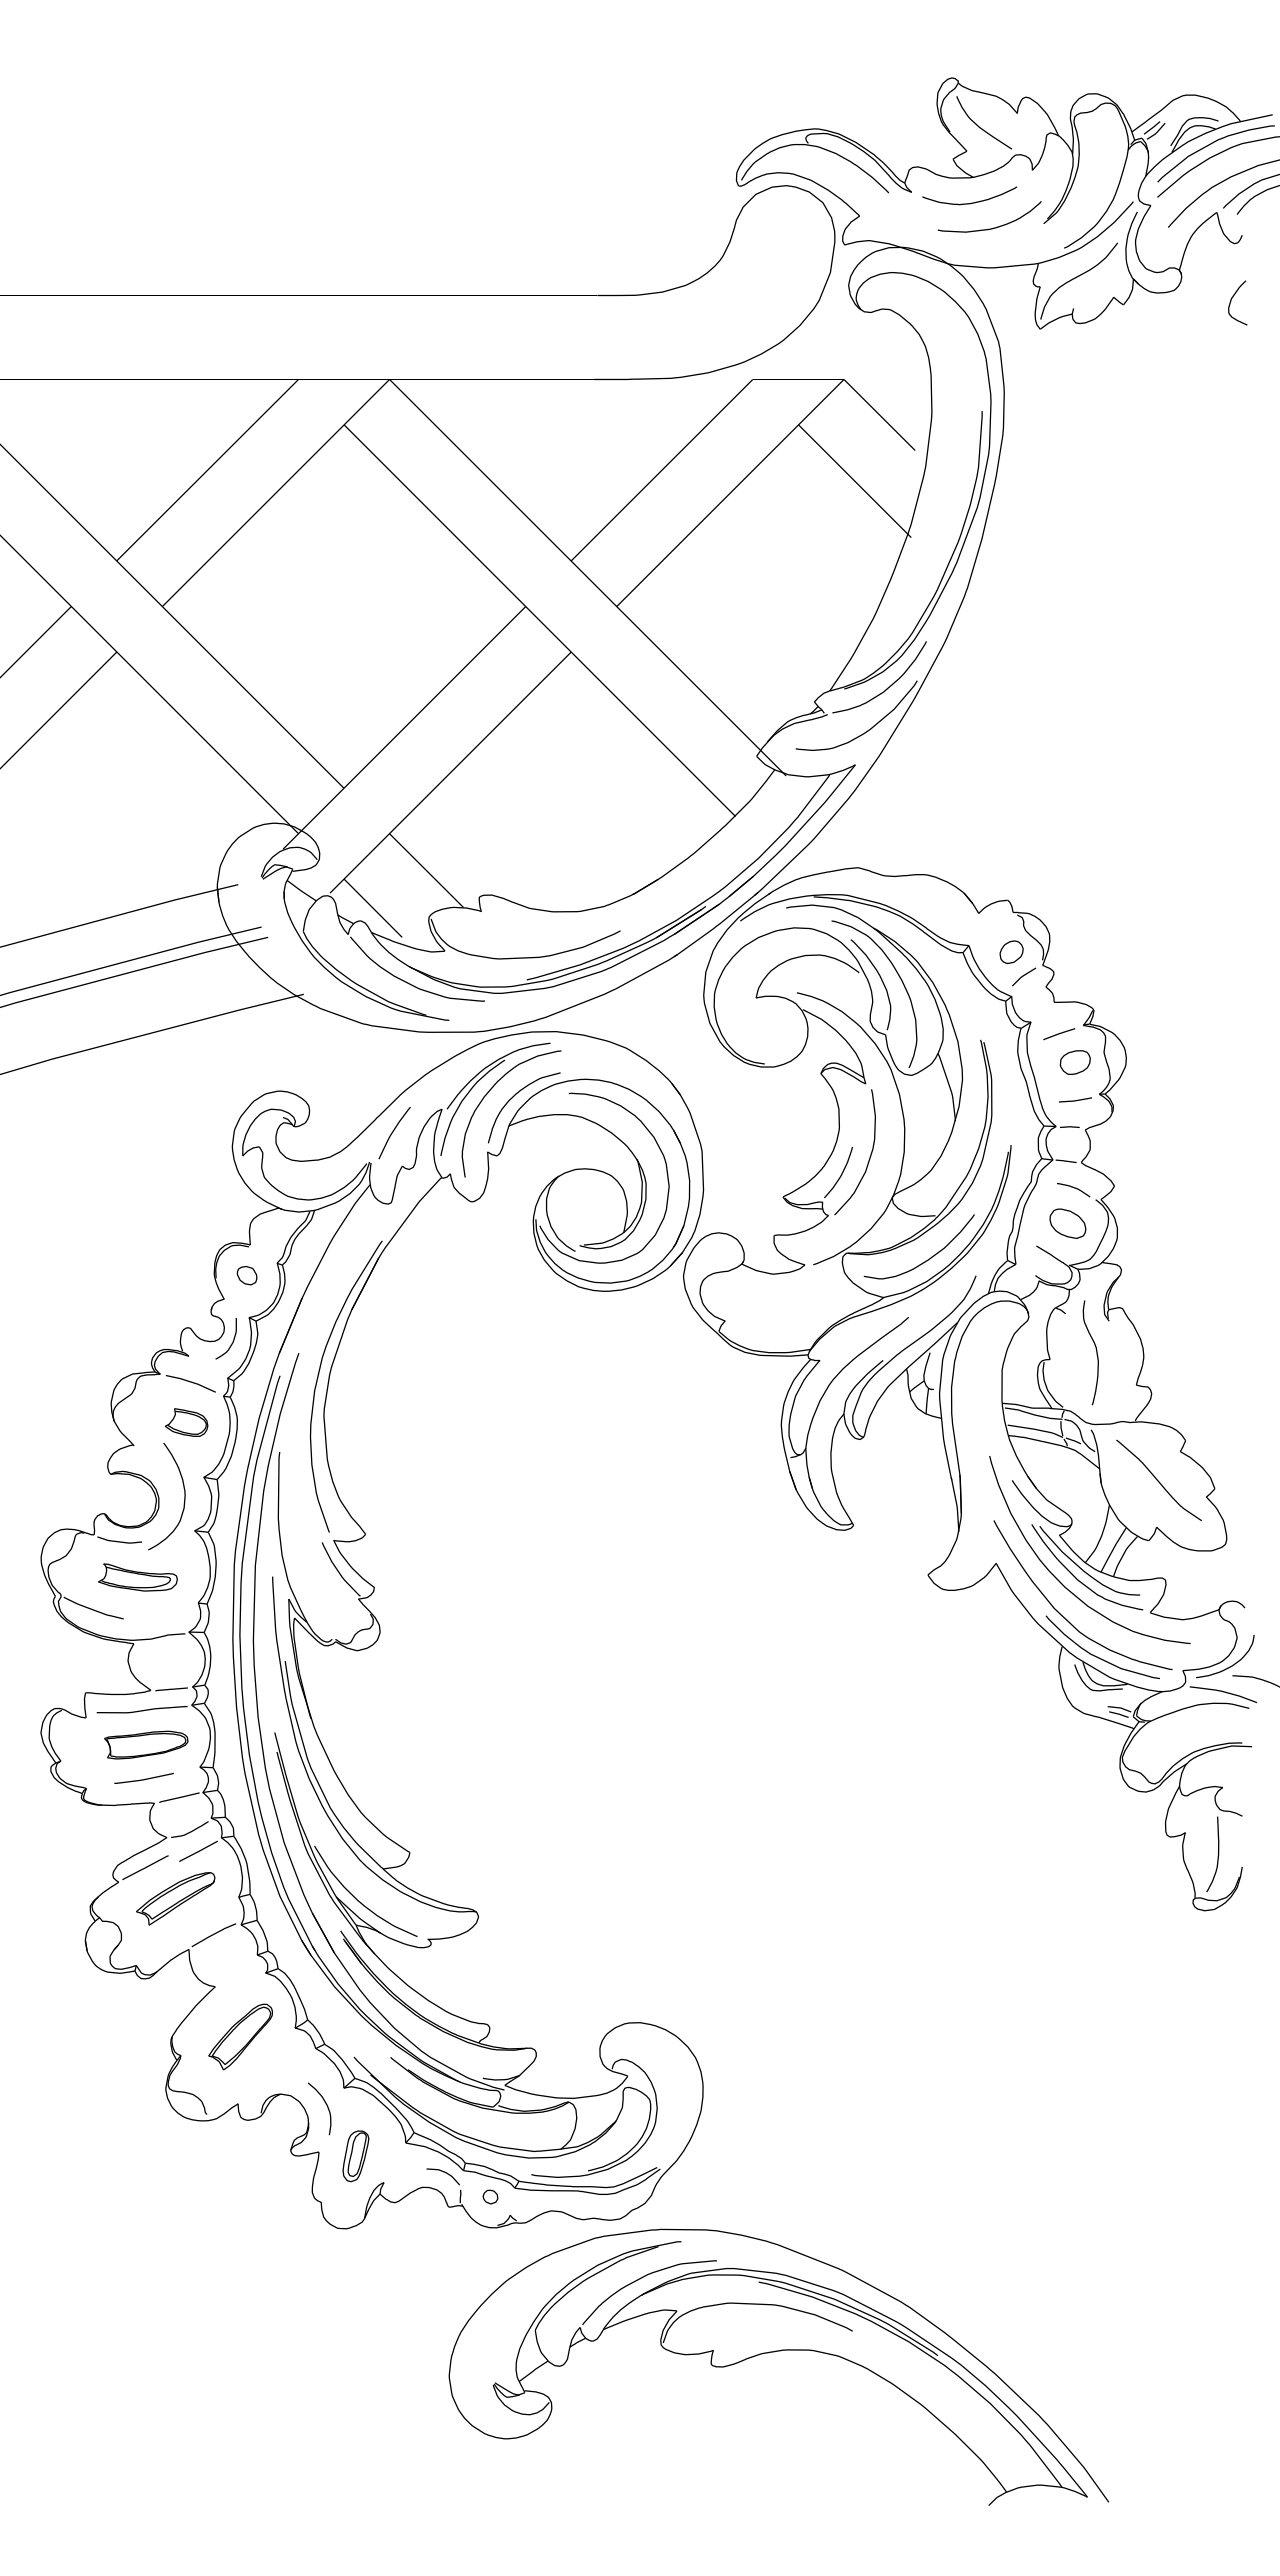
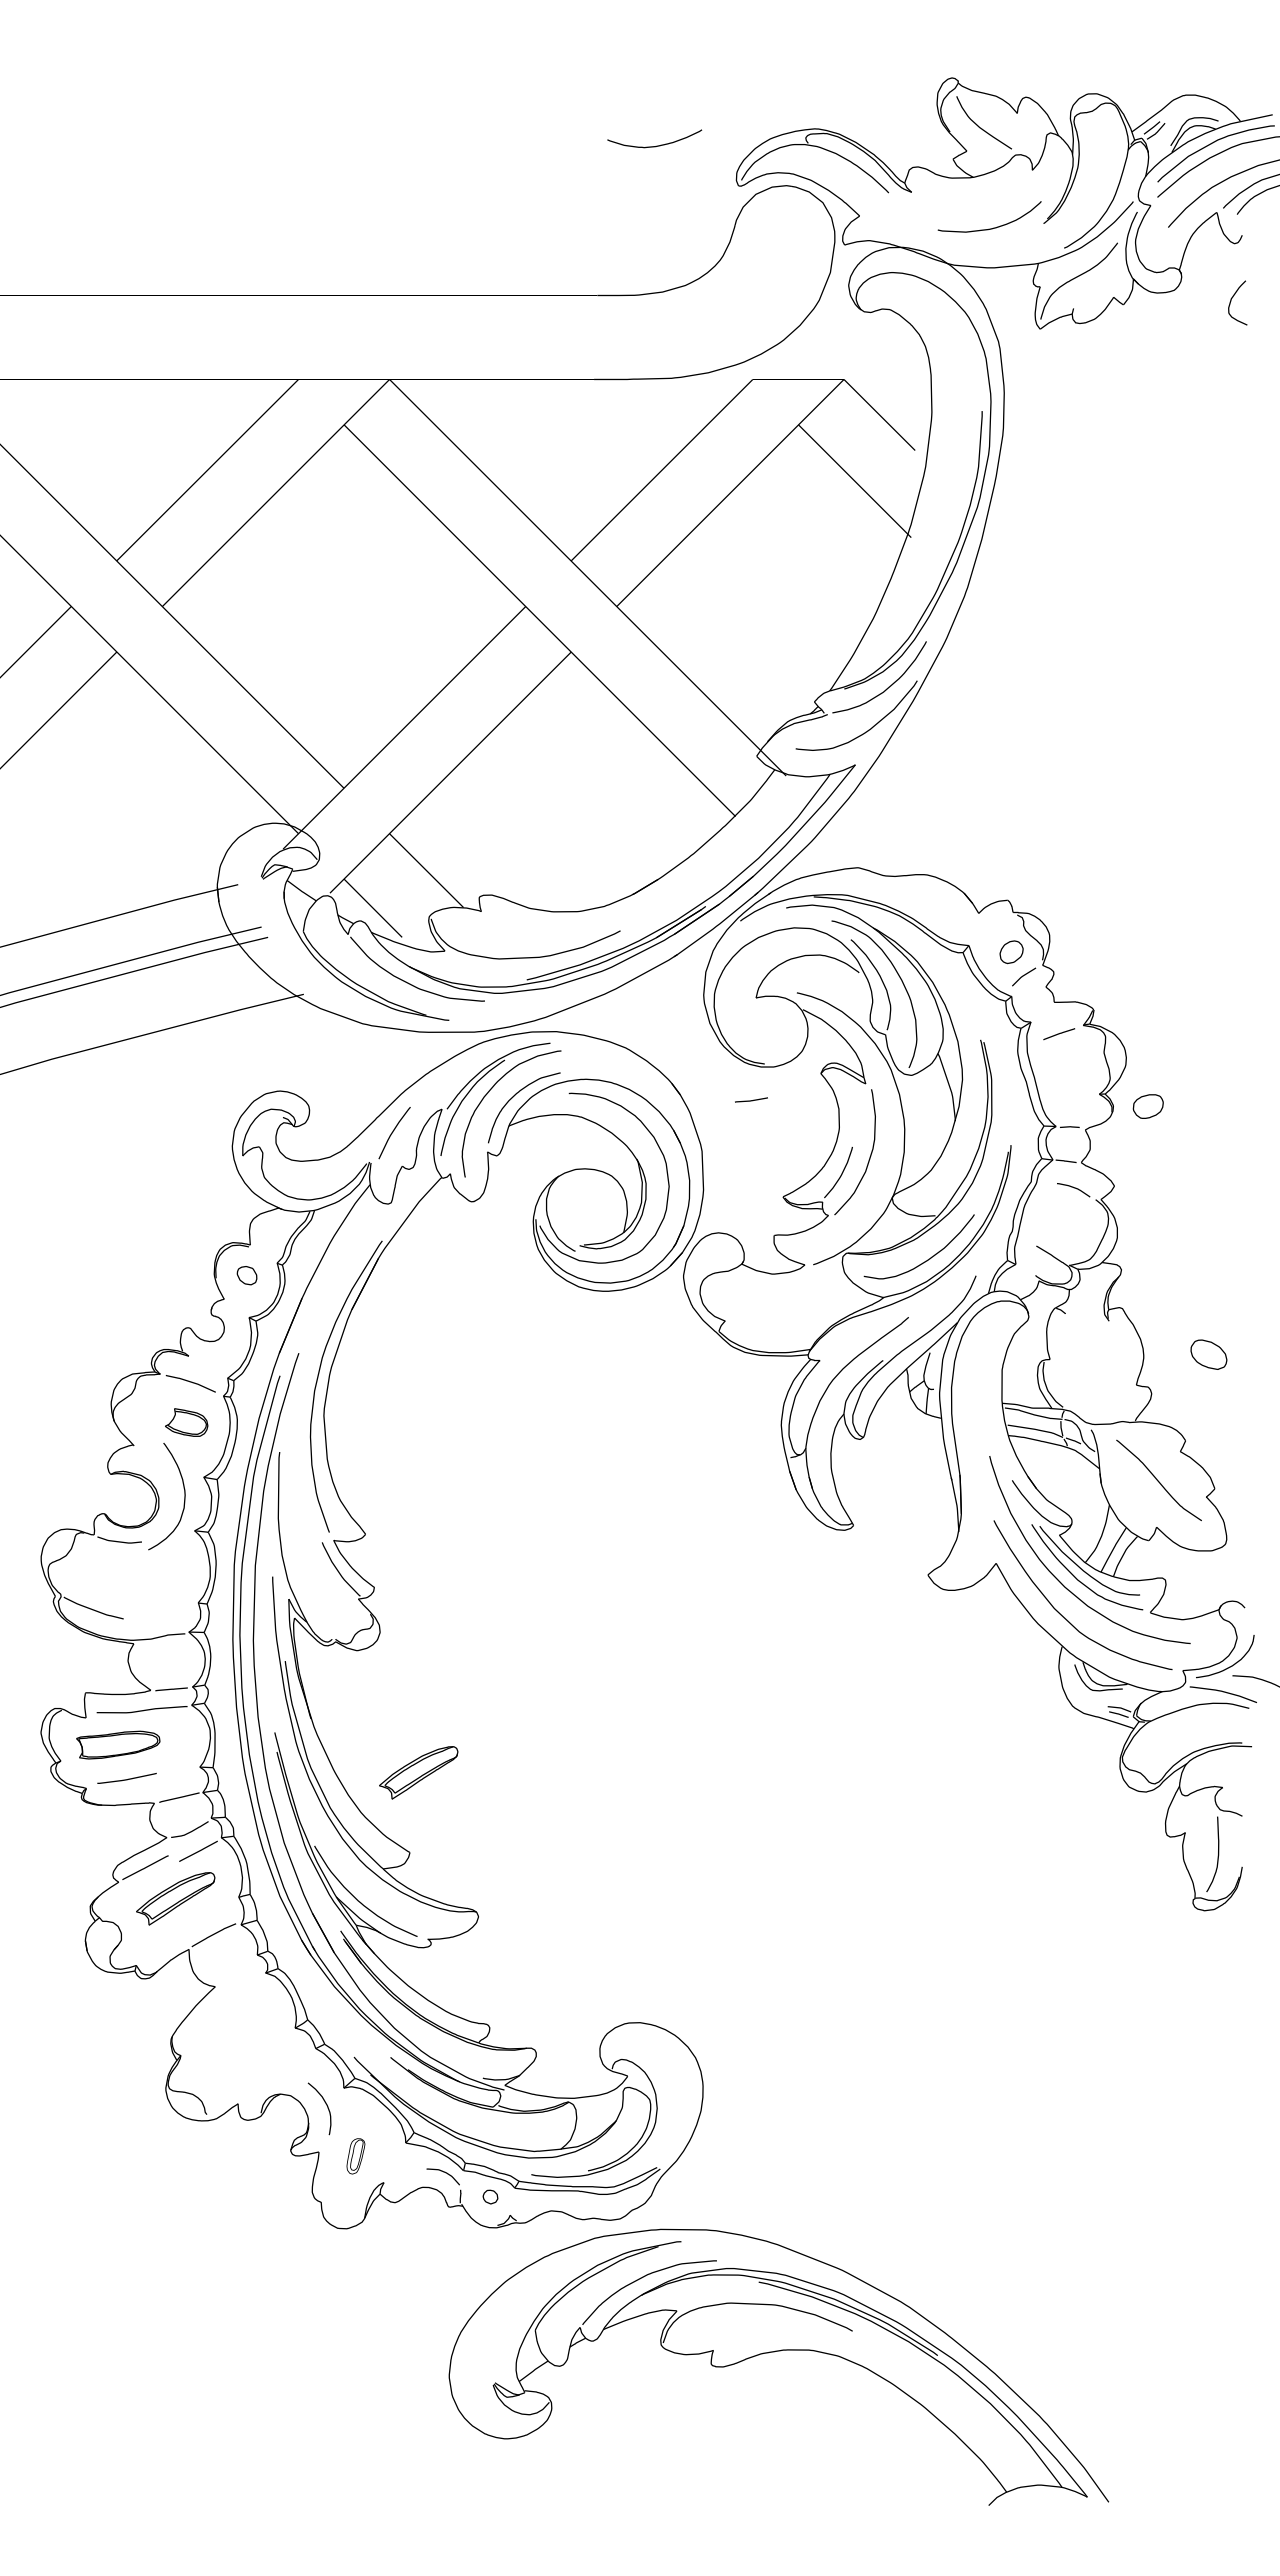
curve position: (971, 202) -> (656, 145) (656, 145)
part position: (1074, 1062) -> (1147, 1106) (1147, 1106)
curve position: (1075, 1100) -> (751, 1100) (751, 1100)
part position: (1067, 1223) -> (1208, 1354) (1208, 1354)
curve: present -> none (232, 1341)
curve: present -> none (1096, 1352)
part: present -> none (137, 1577)
curve: present -> none (1097, 1656)
part position: (146, 1744) -> (118, 1744) (118, 1744)
part: none -> present (418, 1772)
curve position: (143, 1779) -> (126, 1779) (126, 1779)
part: present -> none (240, 2036)
part size: 28x53 px -> 20x37 px (355, 2156)
